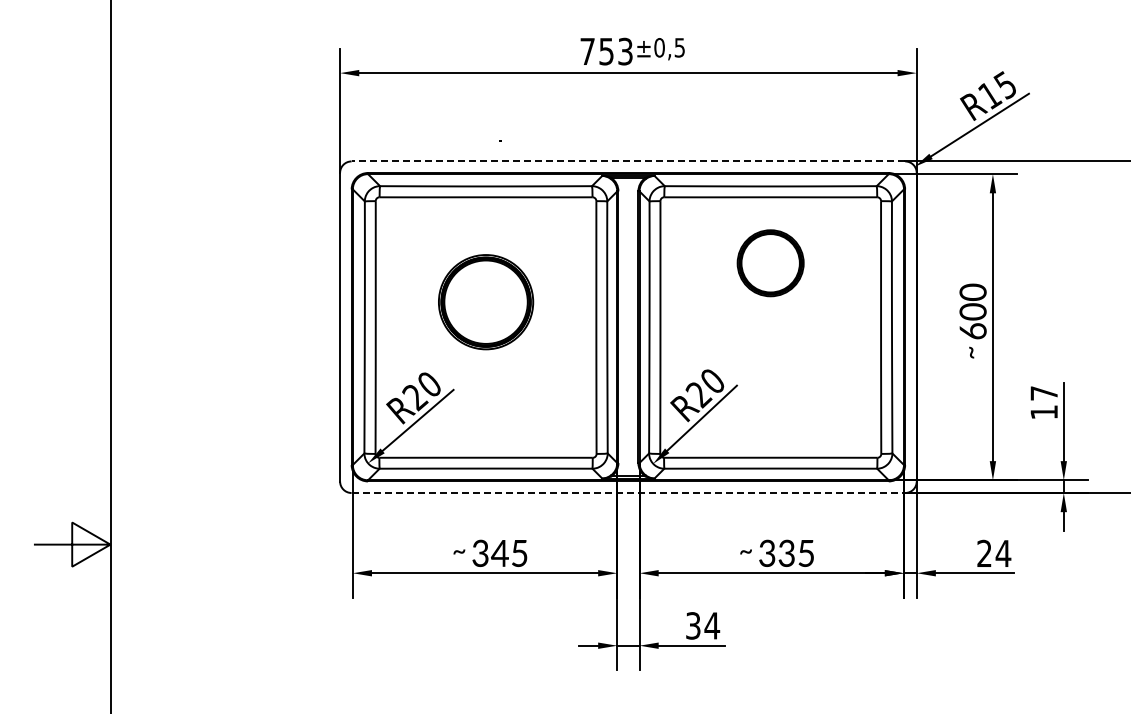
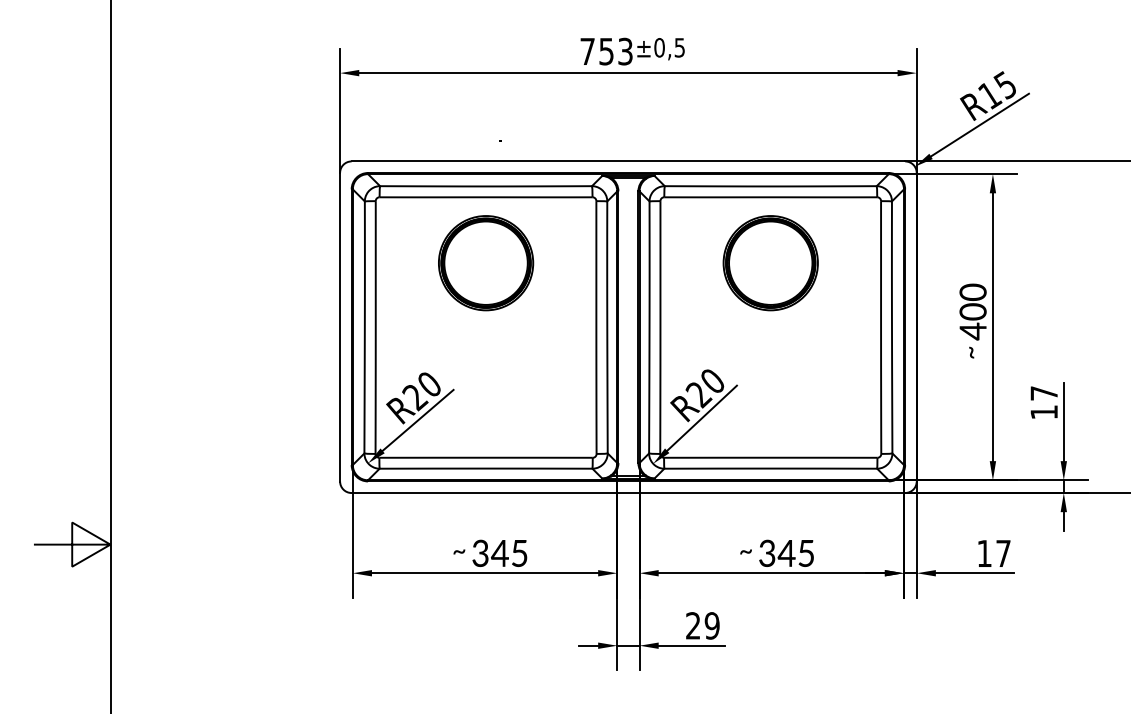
line: dashed -> solid (628, 161)
part size: 69x69 px -> 97x97 px (770, 263)
part position: (486, 302) -> (486, 263) (486, 263)
text: 600 -> 400 (973, 331)
line: dashed -> solid (628, 493)
text: 24 -> 17 (994, 552)
text: 335 -> 345 (786, 553)
text: 34 -> 29 (703, 625)
